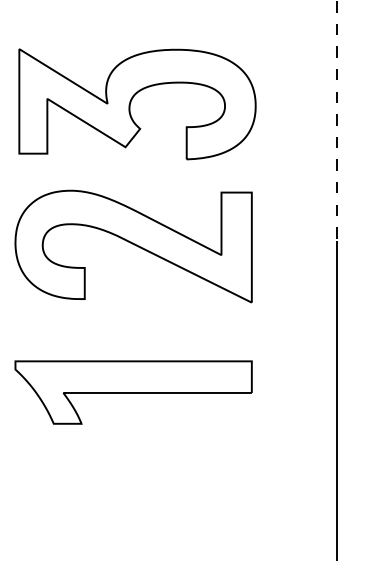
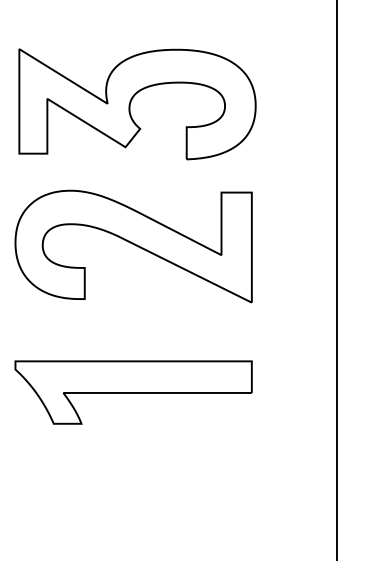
line: dashed -> solid (336, 121)
